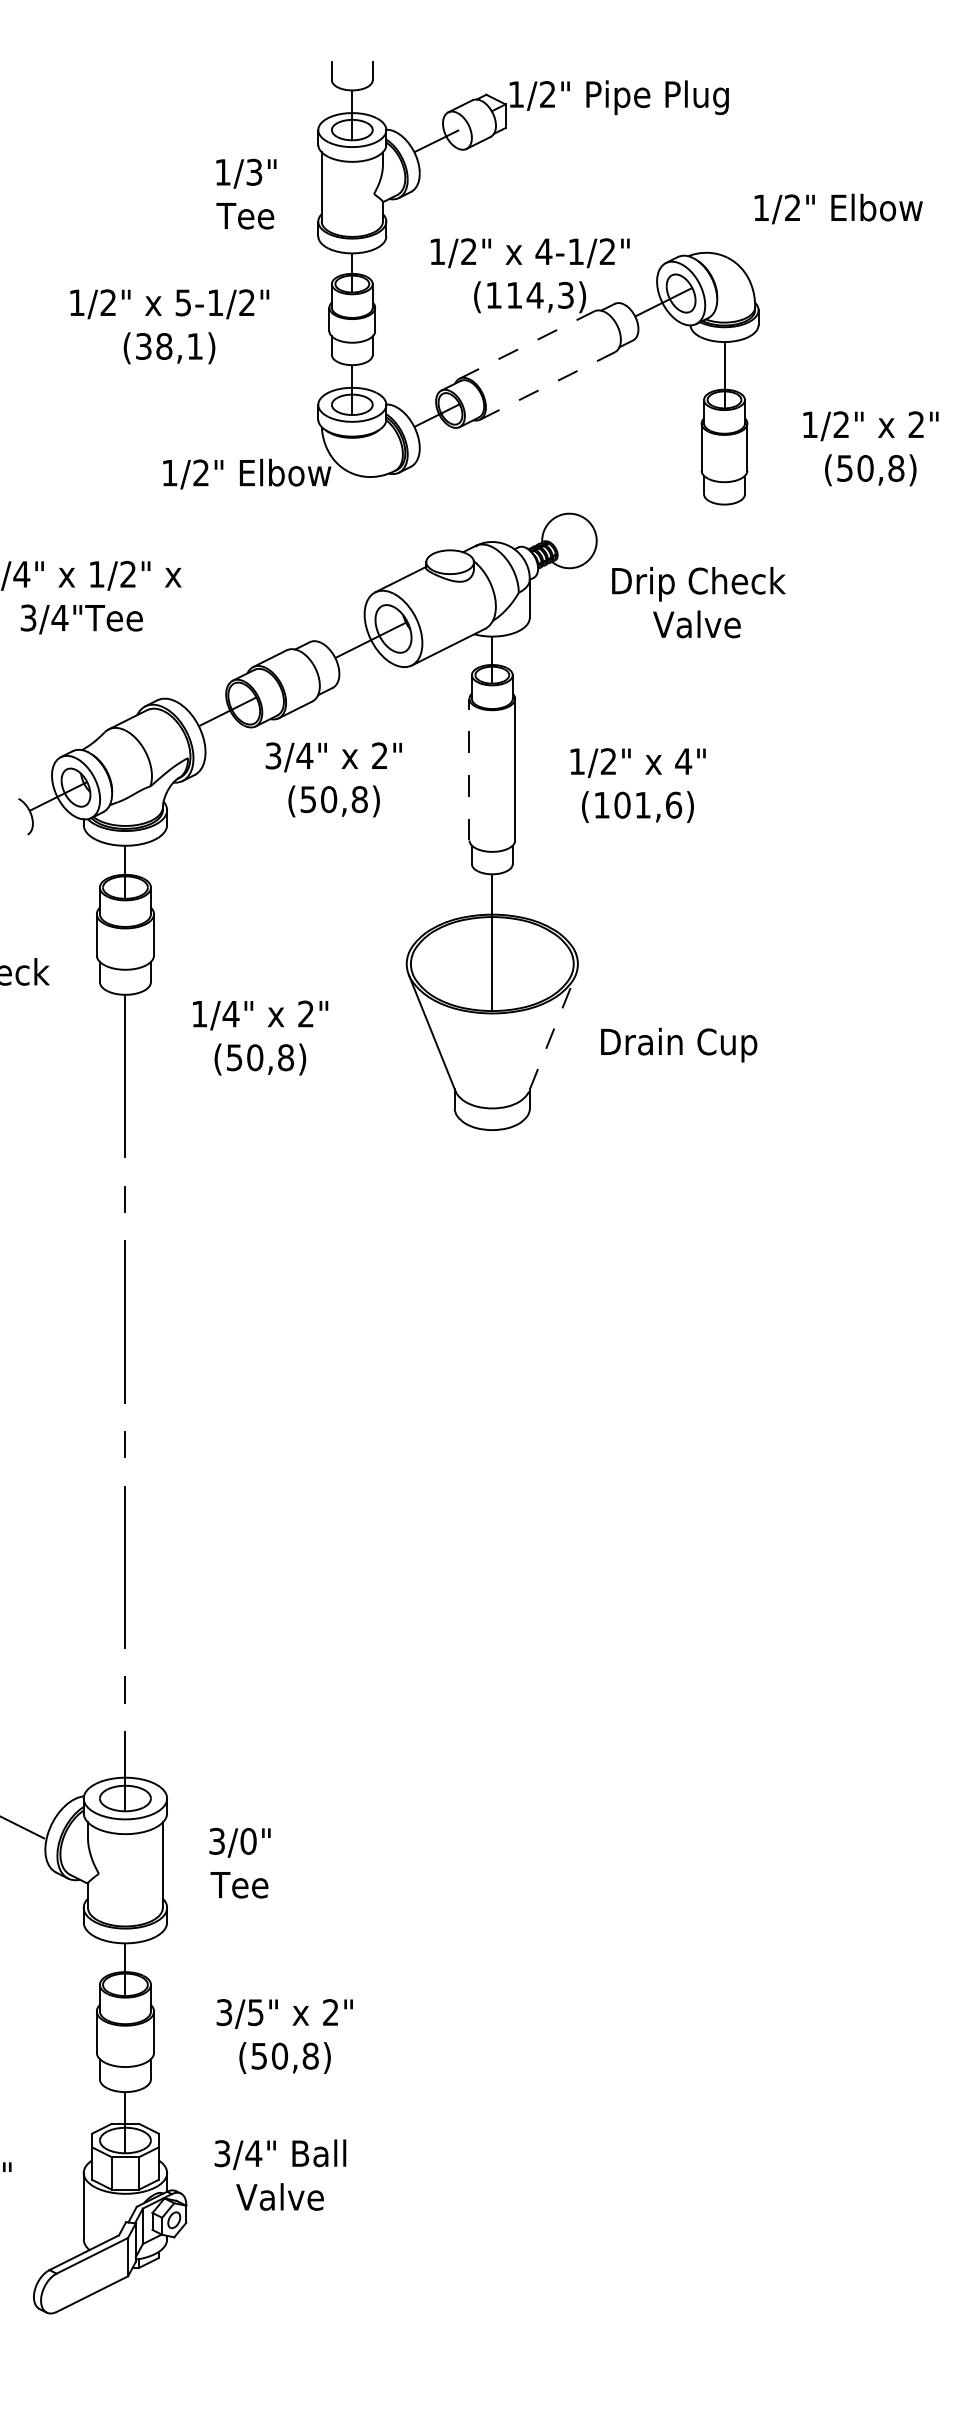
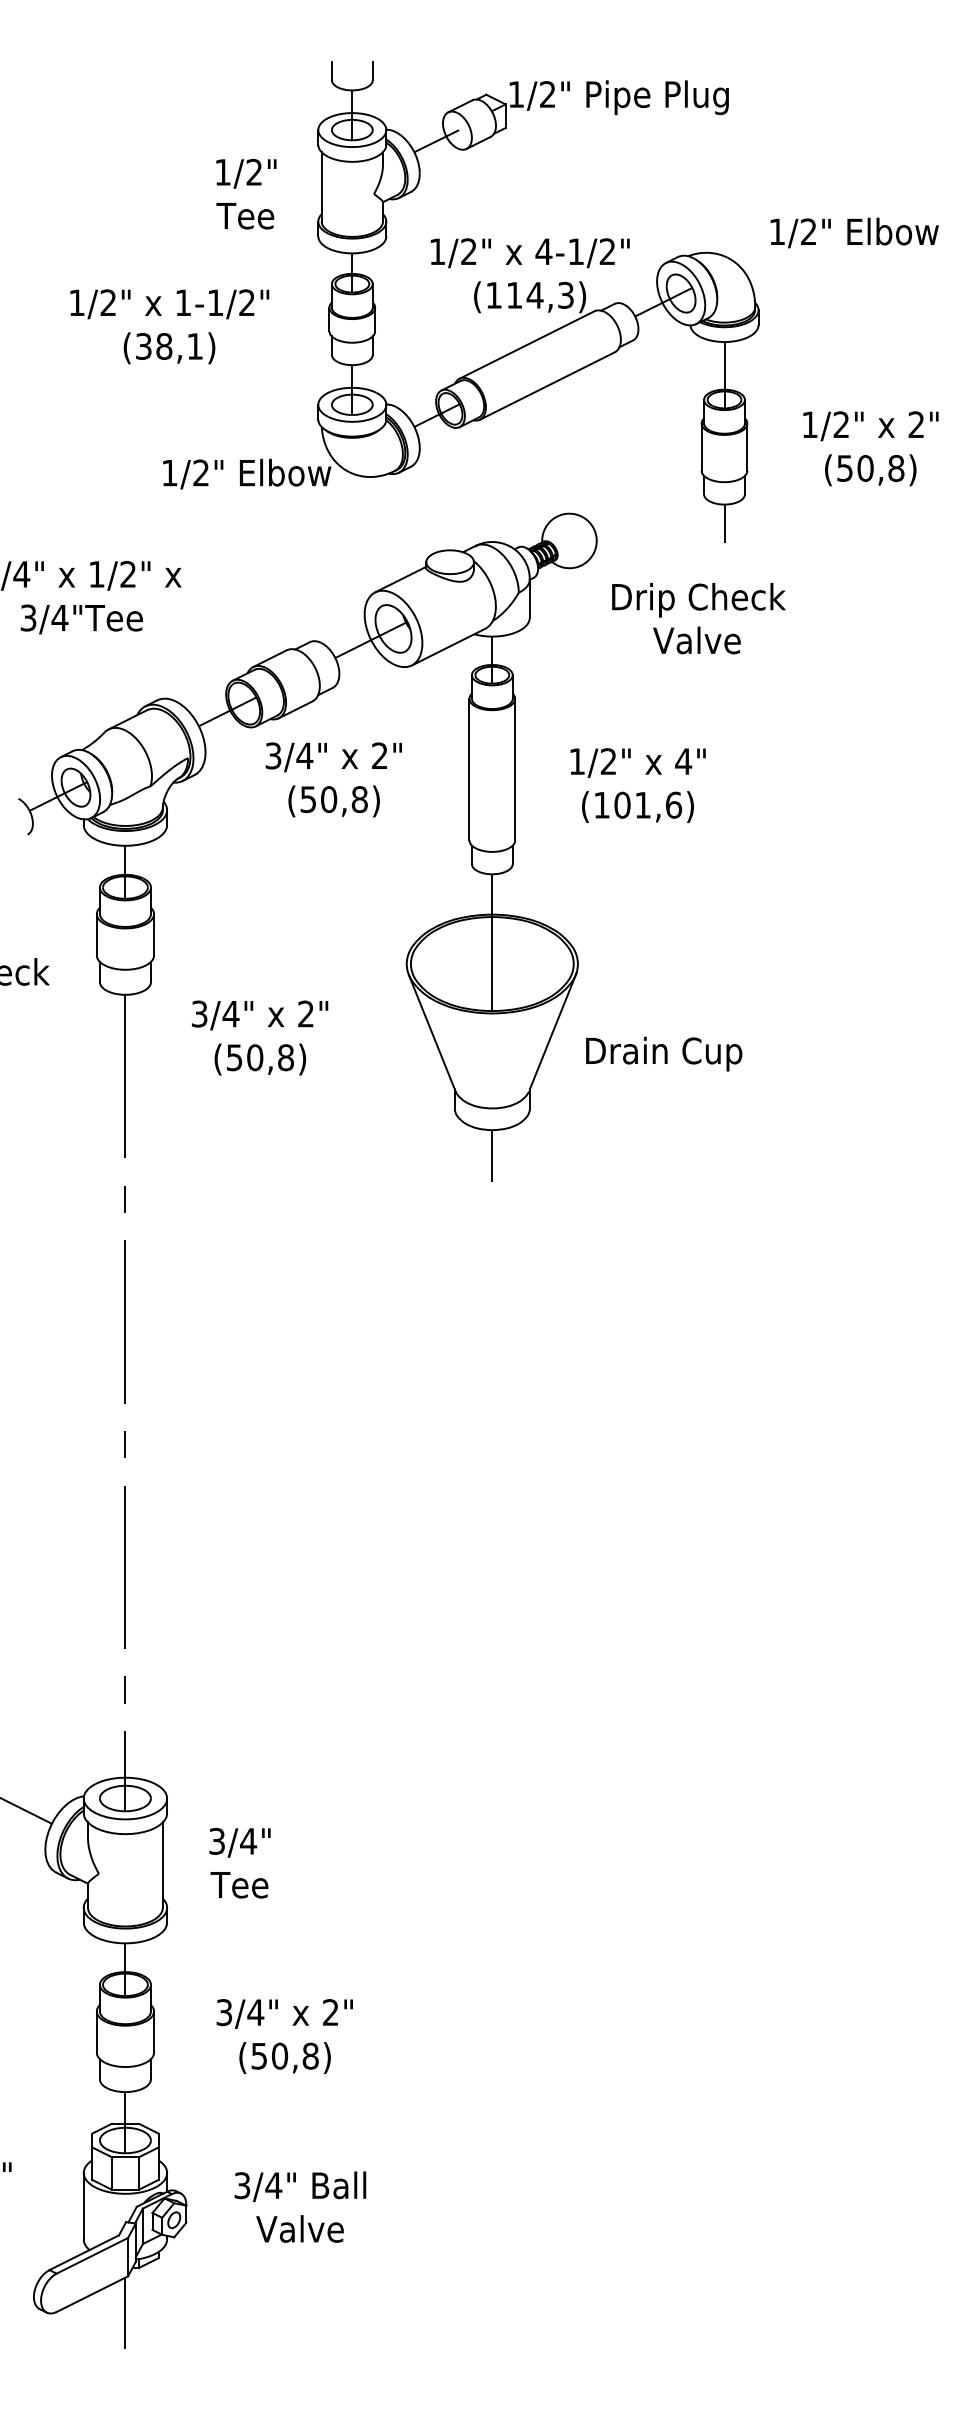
text: 1/3" -> 1/2" (254, 172)
text position: (838, 208) -> (854, 232) (854, 232)
text: 5-1/2" -> 1-1/2" (182, 302)
line: dashed -> solid (527, 344)
line: dashed -> solid (547, 385)
line: none -> present (724, 523)
text position: (698, 602) -> (698, 618) (698, 618)
line: dashed -> solid (469, 769)
text: 1/4" -> 3/4" (199, 1013)
line: dashed -> solid (553, 1031)
text position: (679, 1044) -> (664, 1053) (664, 1053)
line: none -> present (492, 1155)
line position: (23, 1827) -> (27, 1811) (27, 1811)
text: 3/0" -> 3/4" (248, 1840)
text: 3/5" -> 3/4" (255, 2012)
text position: (280, 2174) -> (300, 2206) (300, 2206)
line: none -> present (125, 2313)
